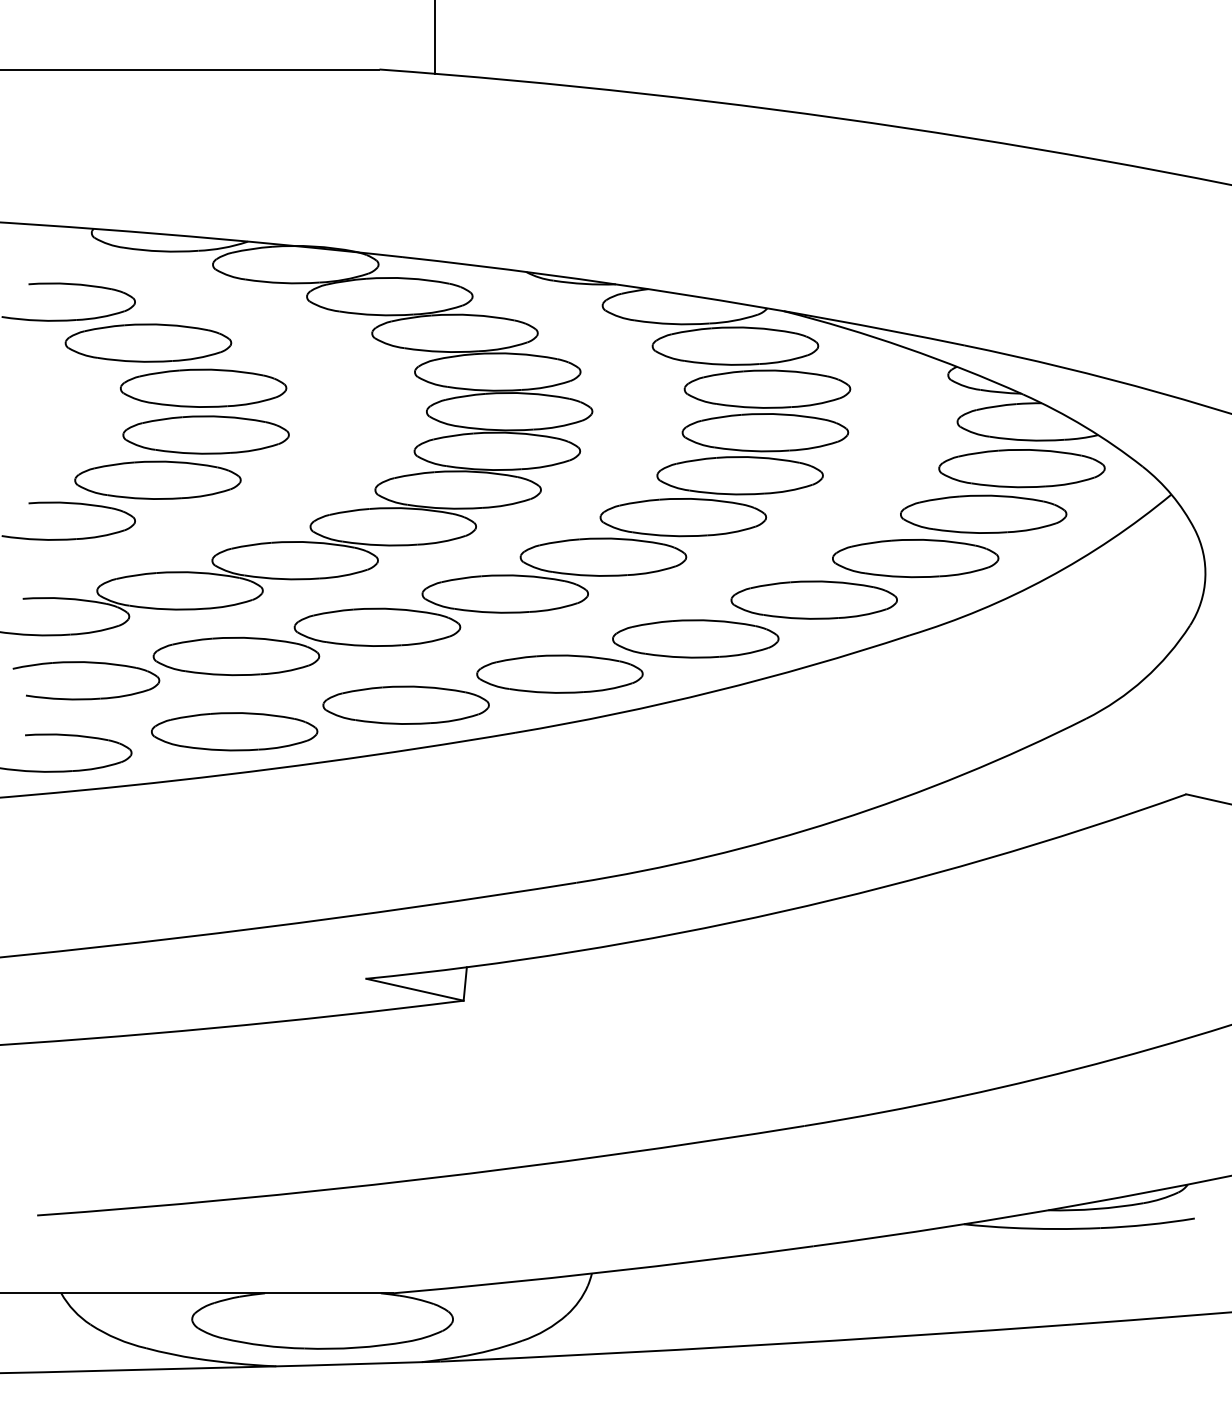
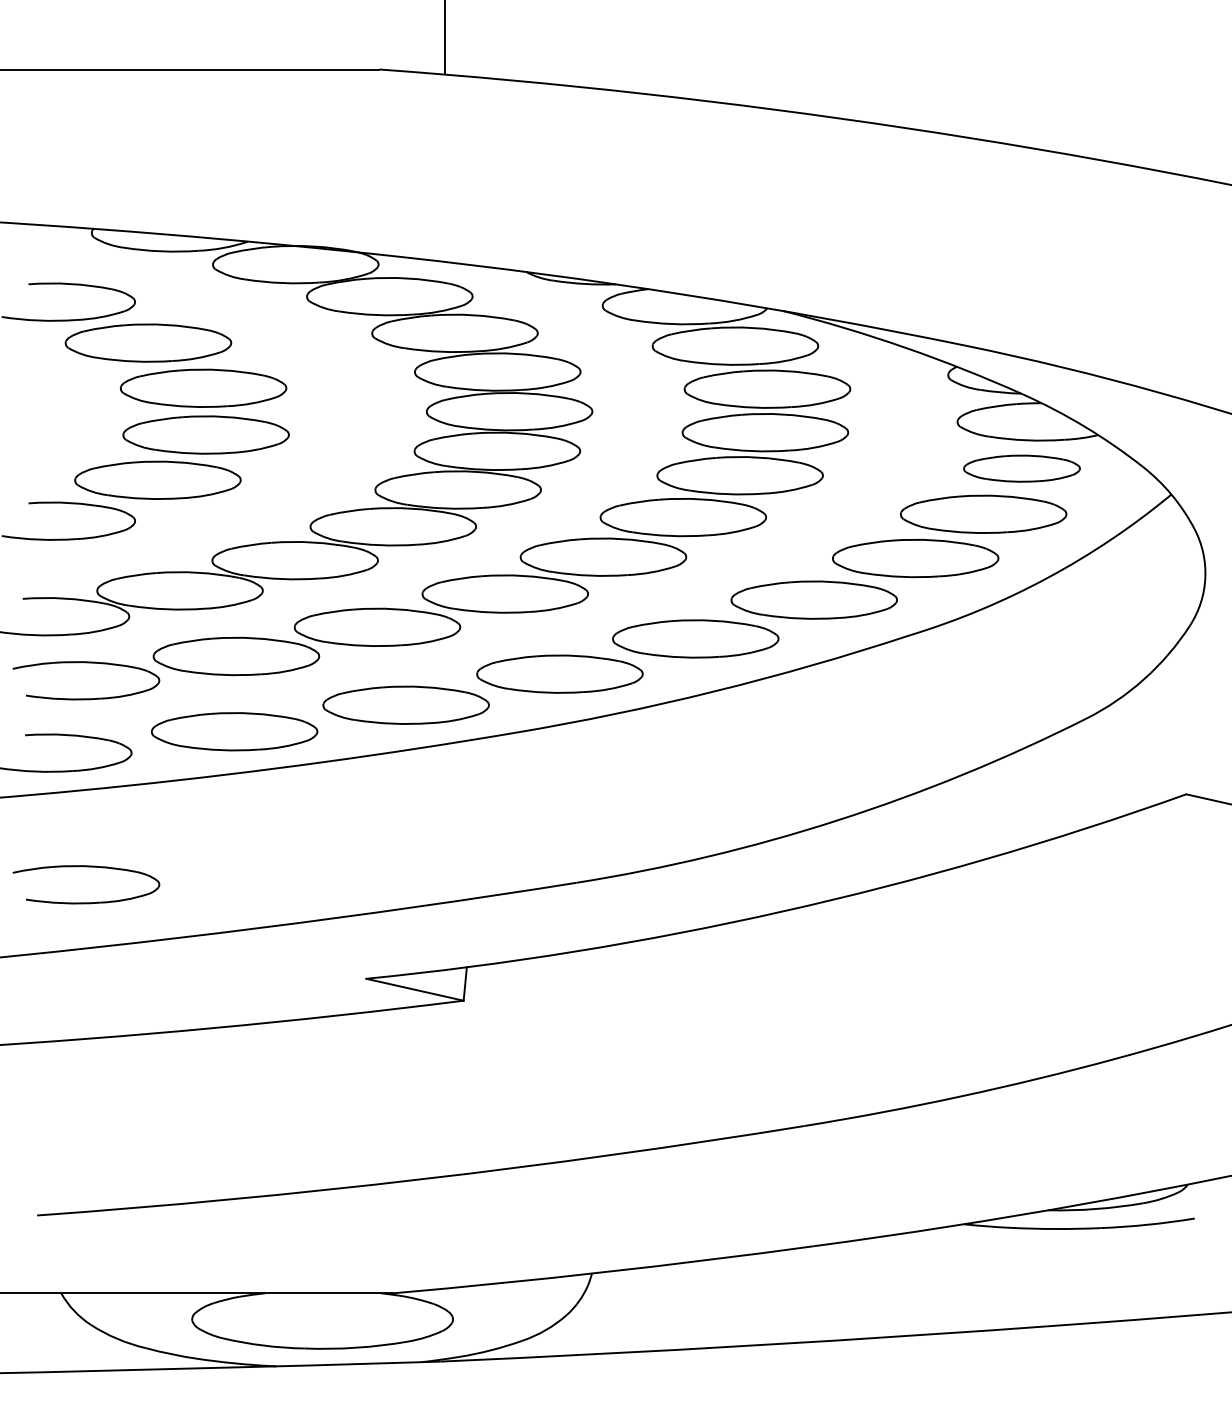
line position: (434, 37) -> (444, 37) (444, 37)
part size: 168x40 px -> 118x29 px (1021, 468)
part: none -> present (86, 867)
